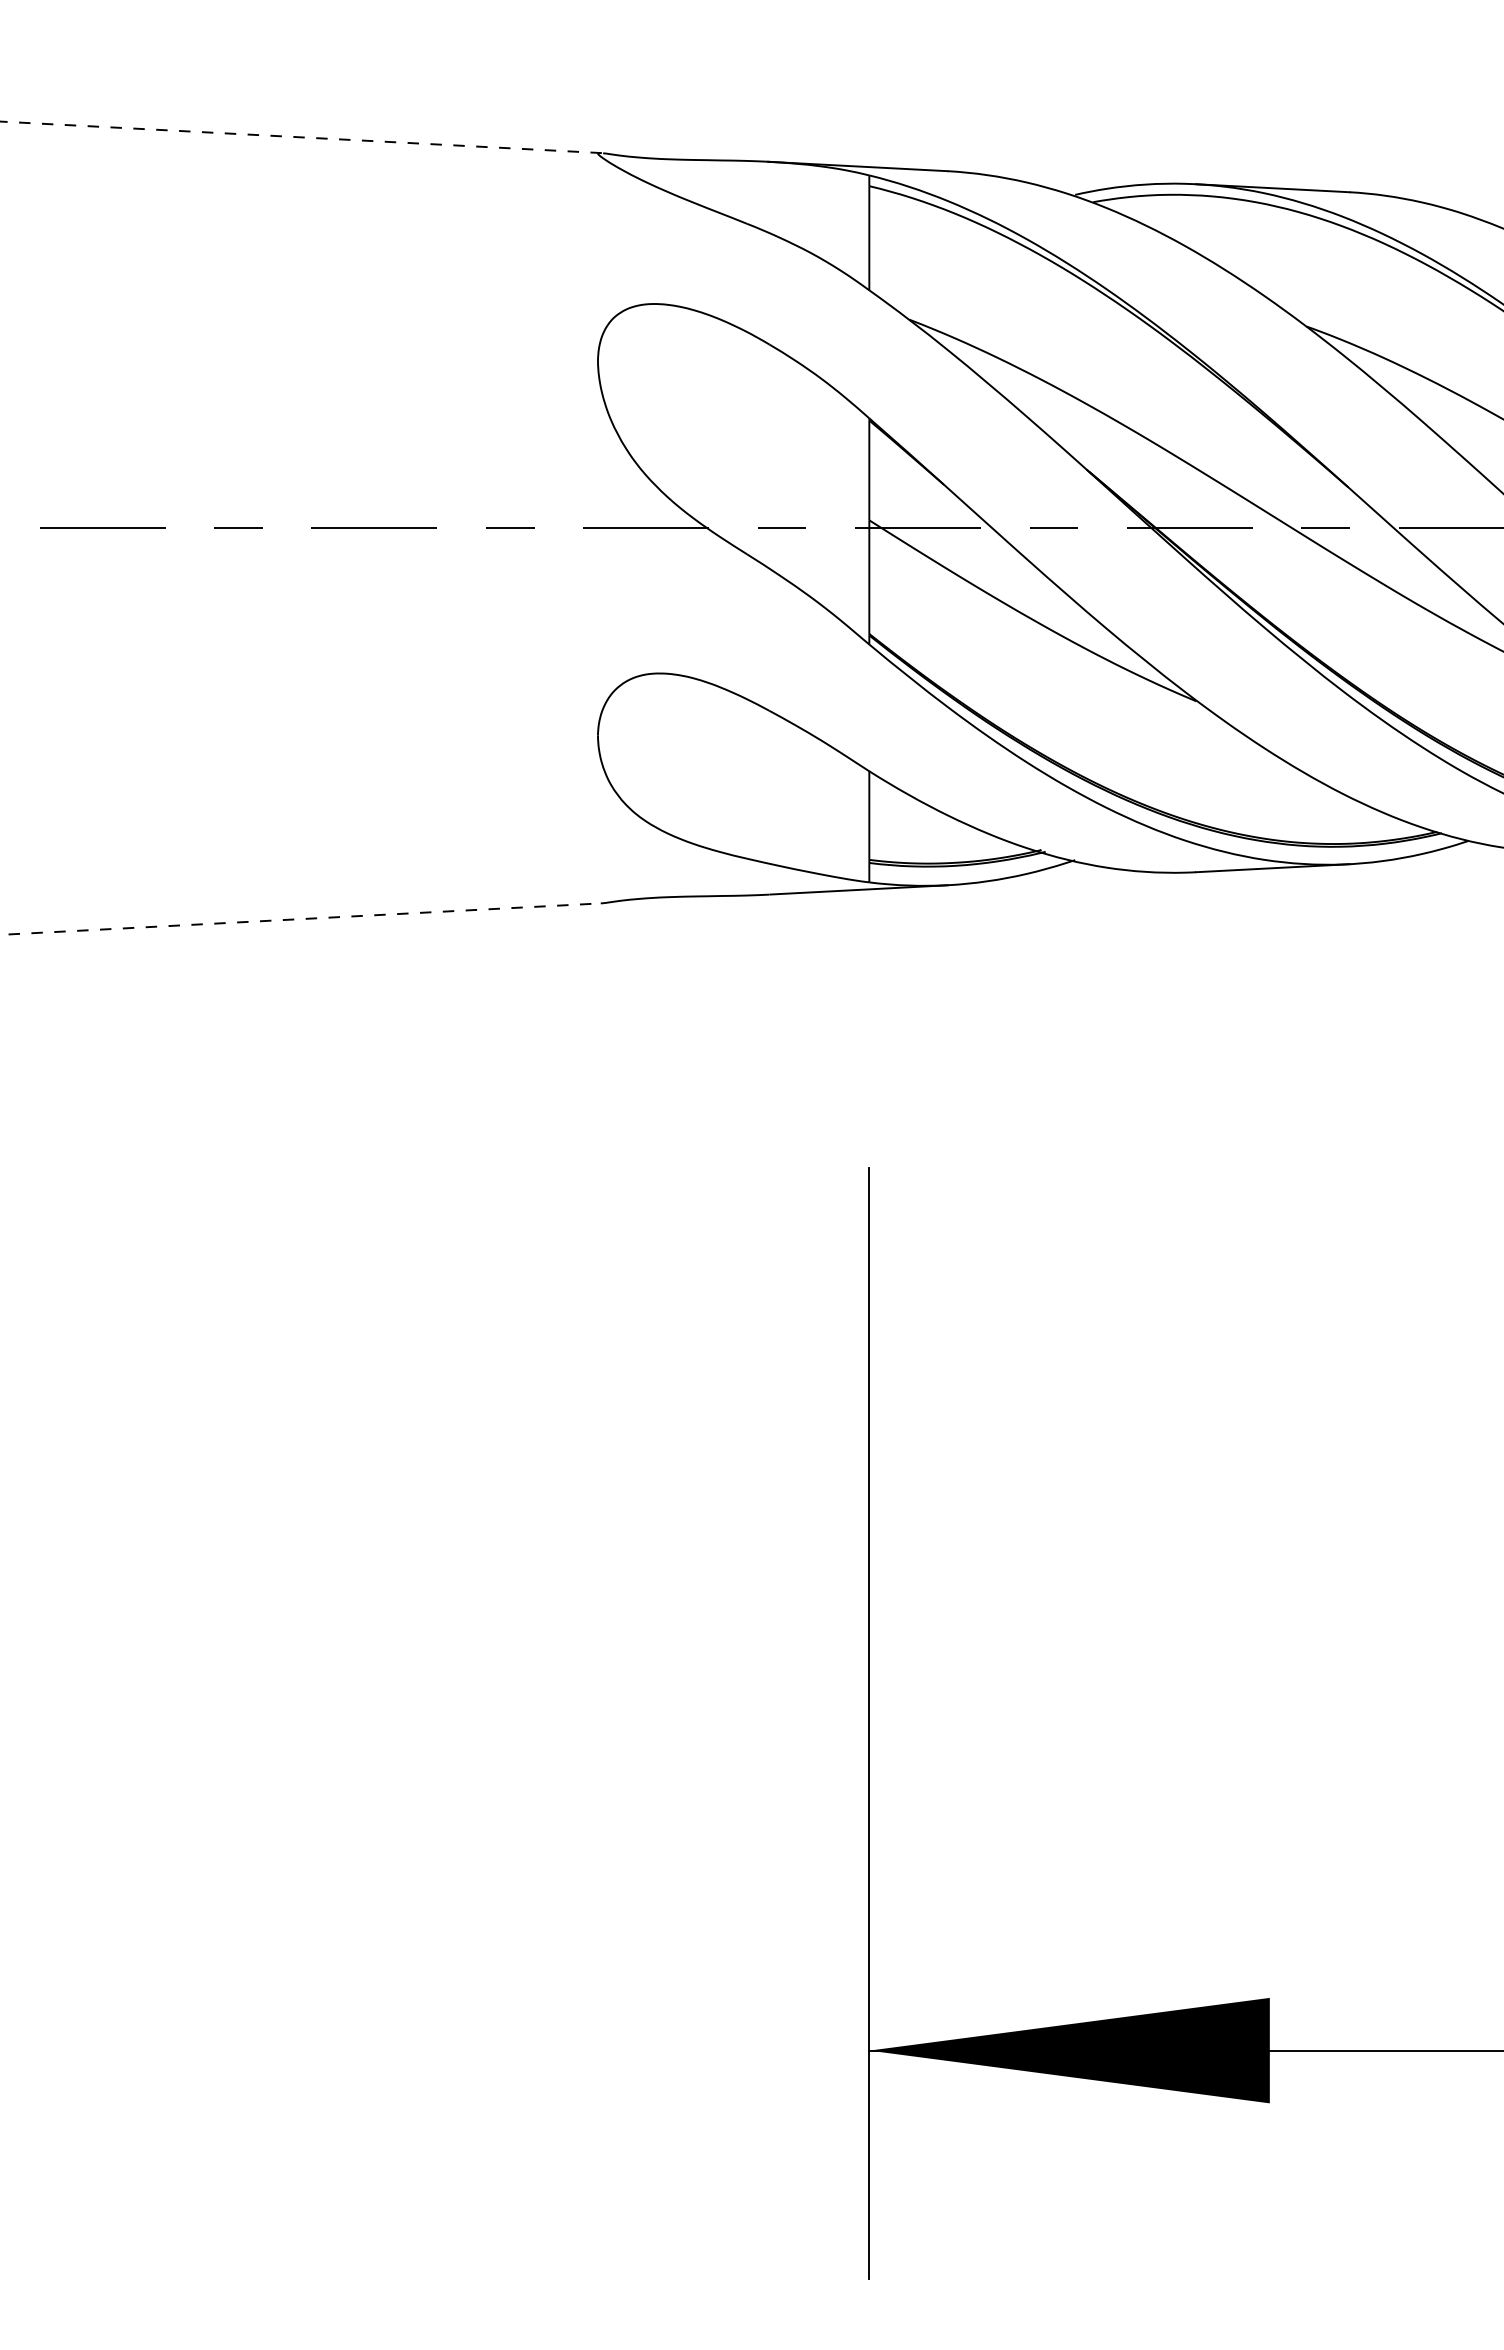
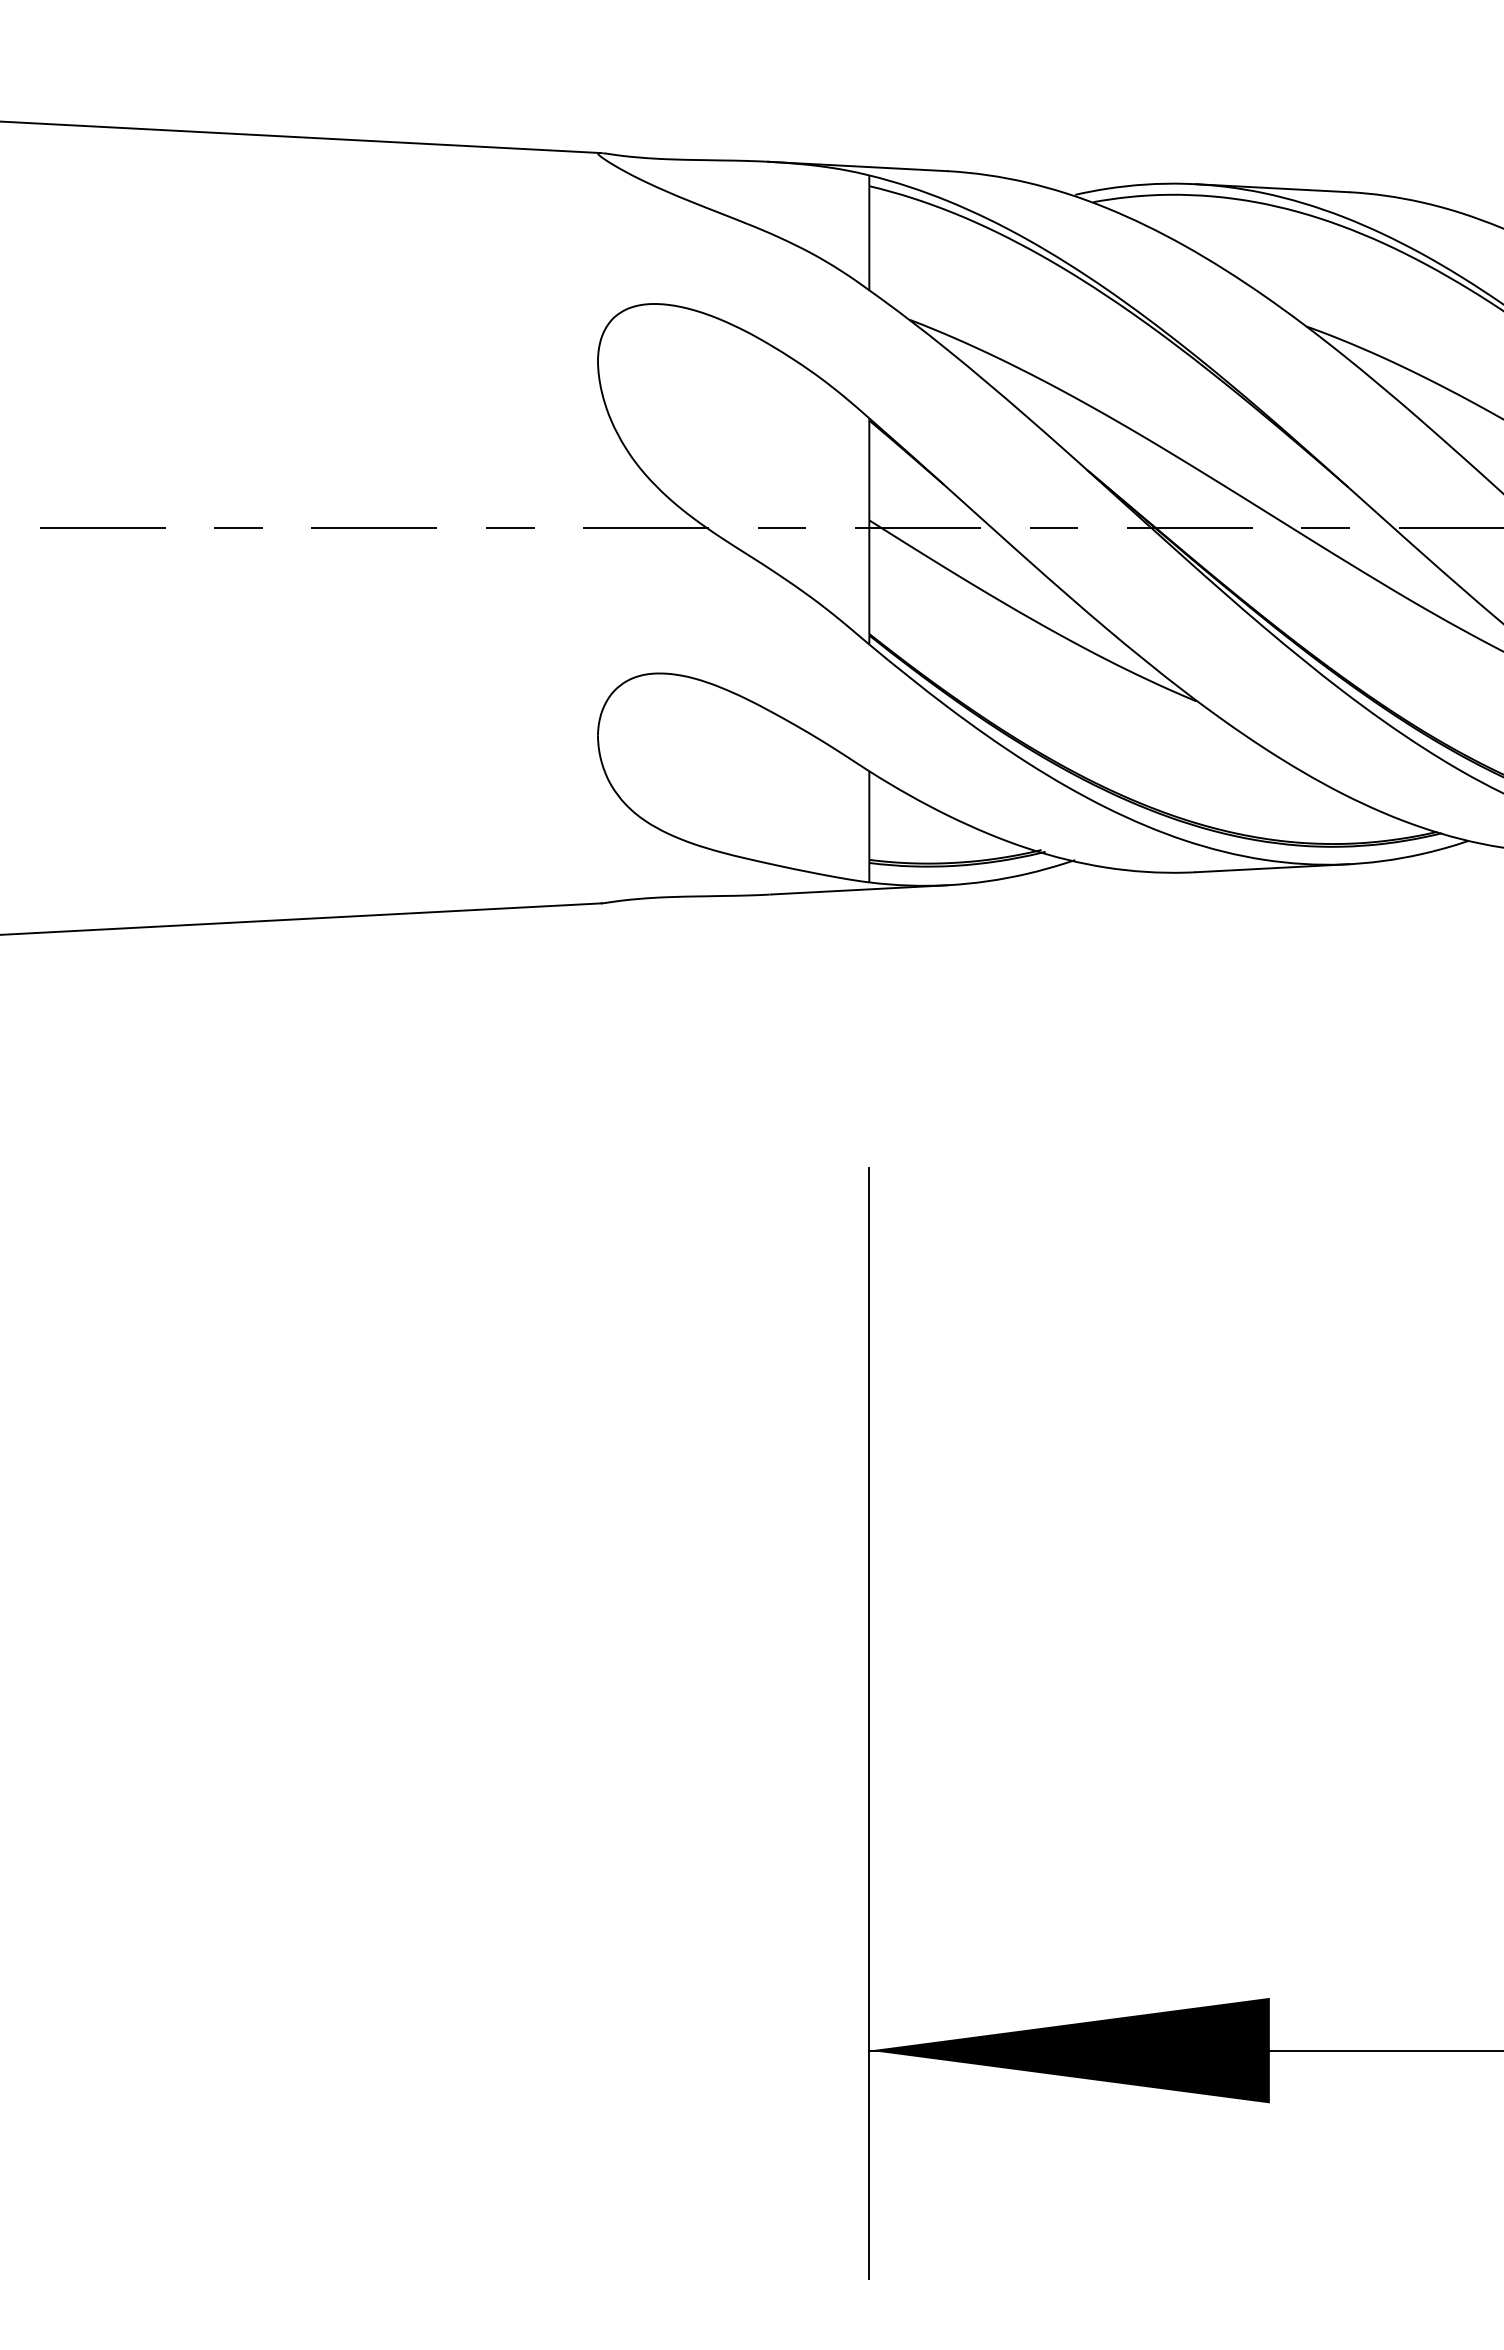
line: dashed -> solid (301, 137)
line: dashed -> solid (301, 919)
